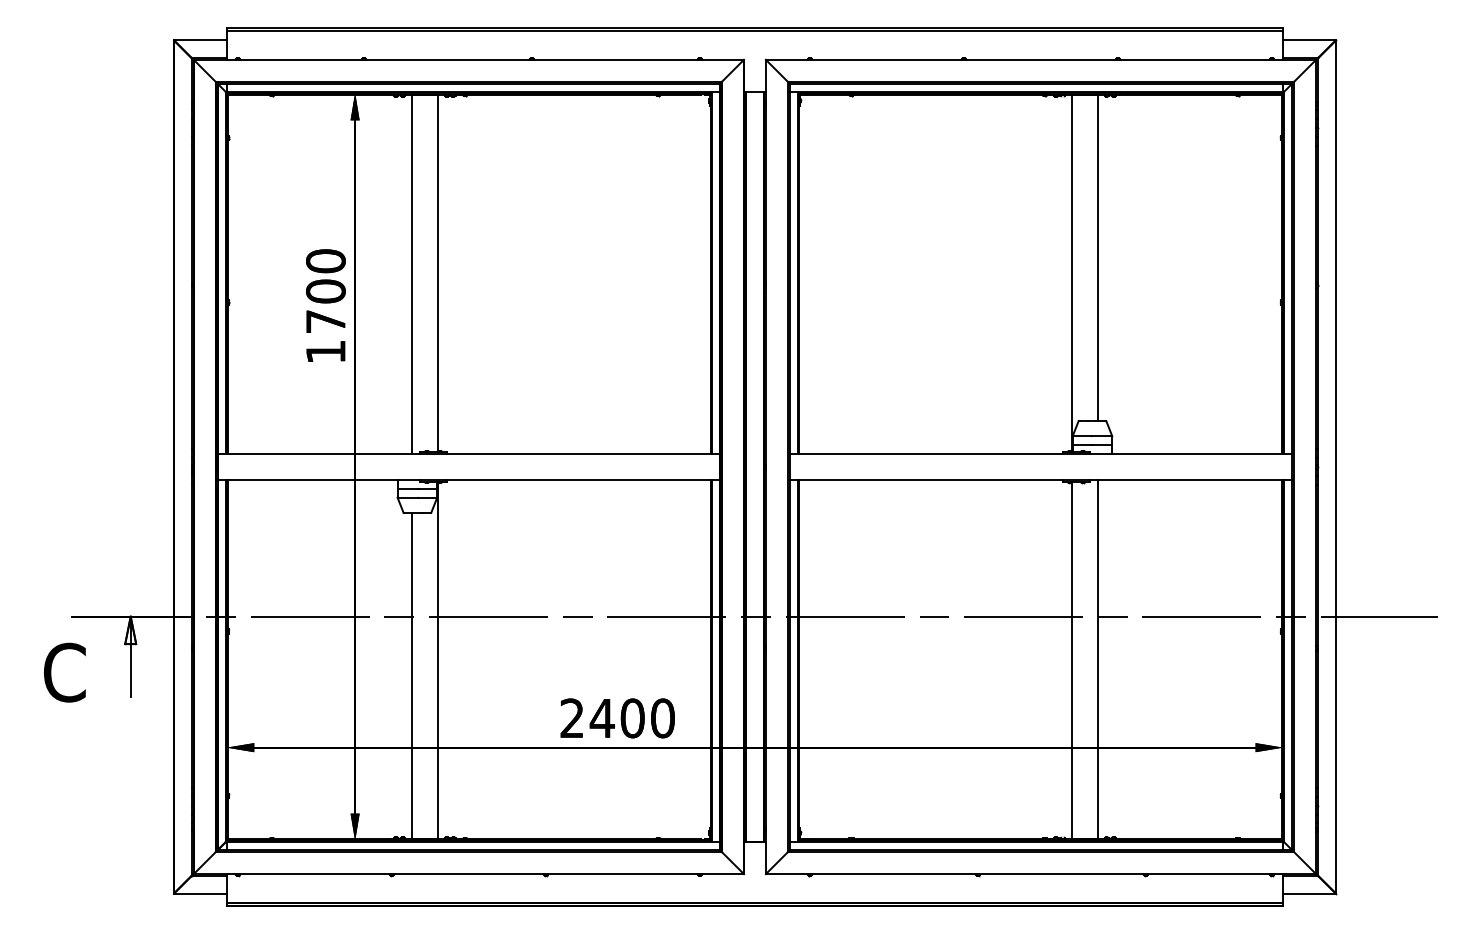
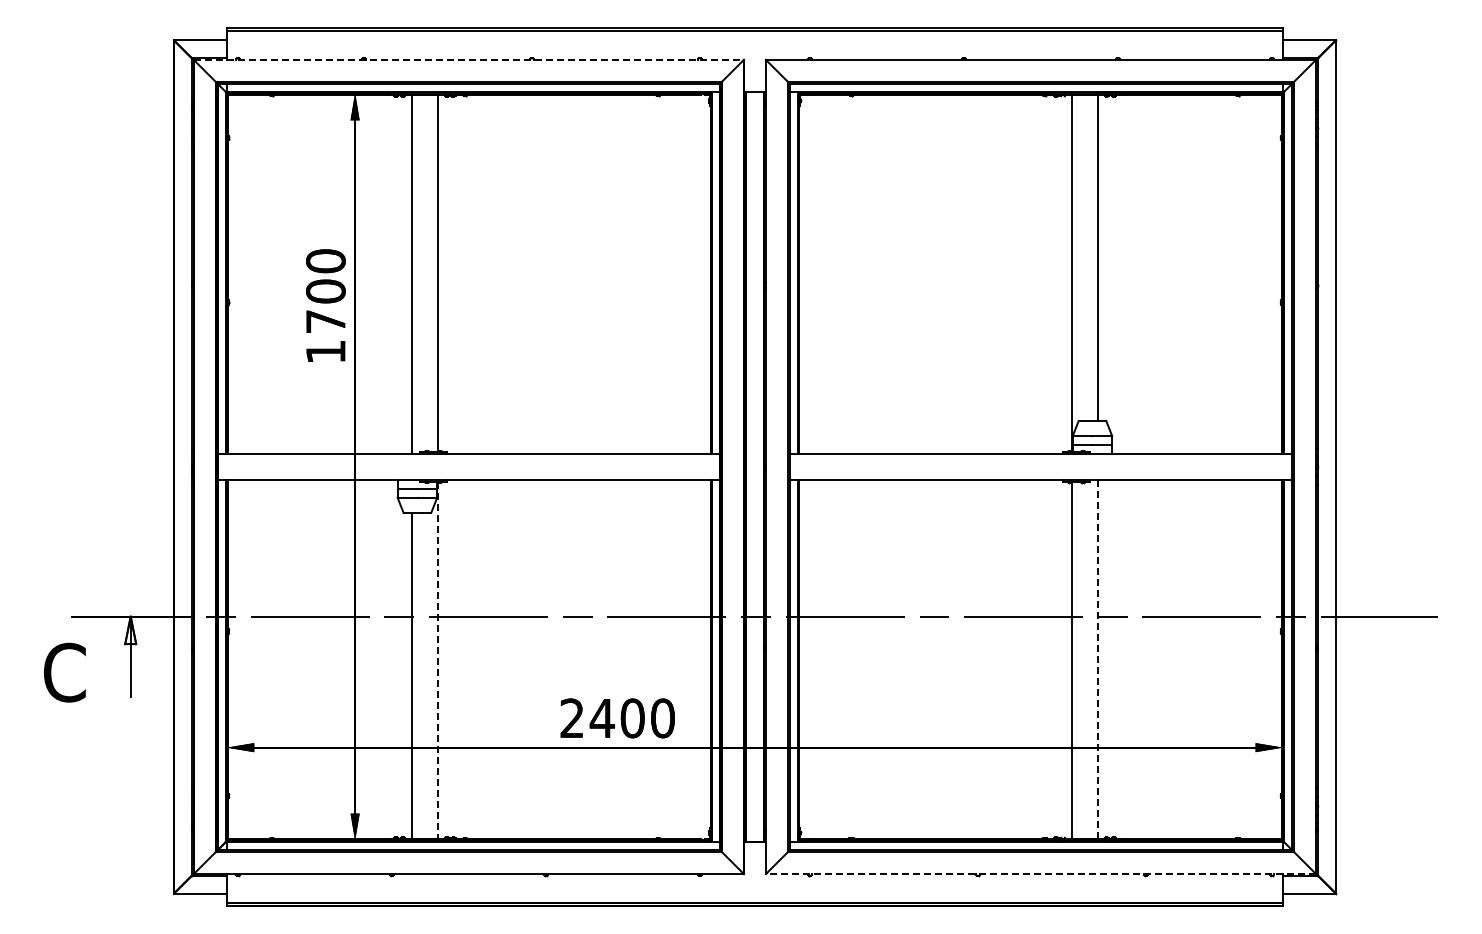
line: solid -> dashed (469, 59)
line: solid -> dashed (1098, 659)
line: solid -> dashed (438, 661)
line: solid -> dashed (1040, 874)
